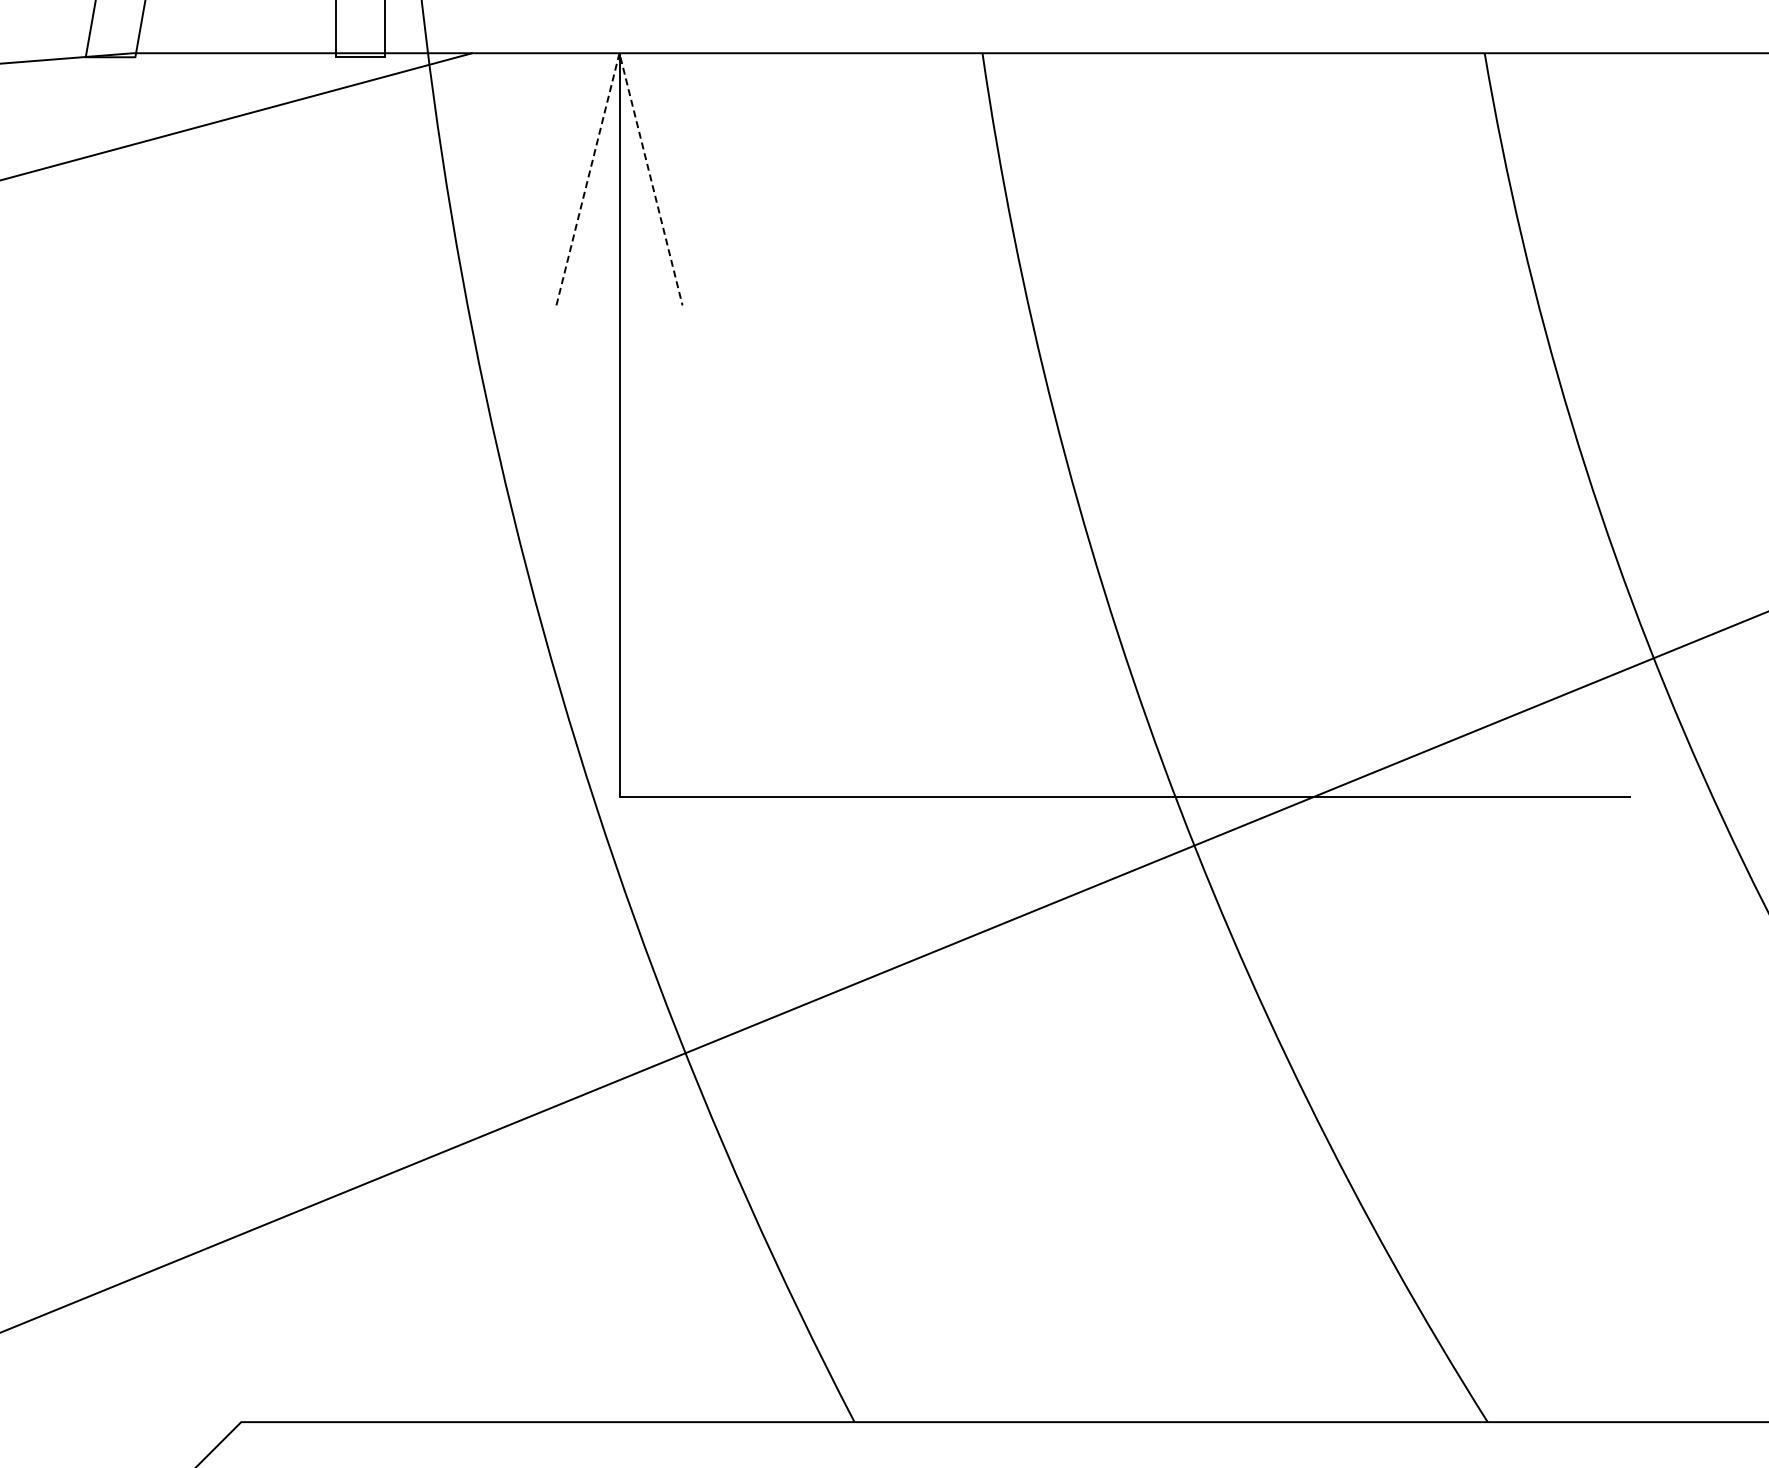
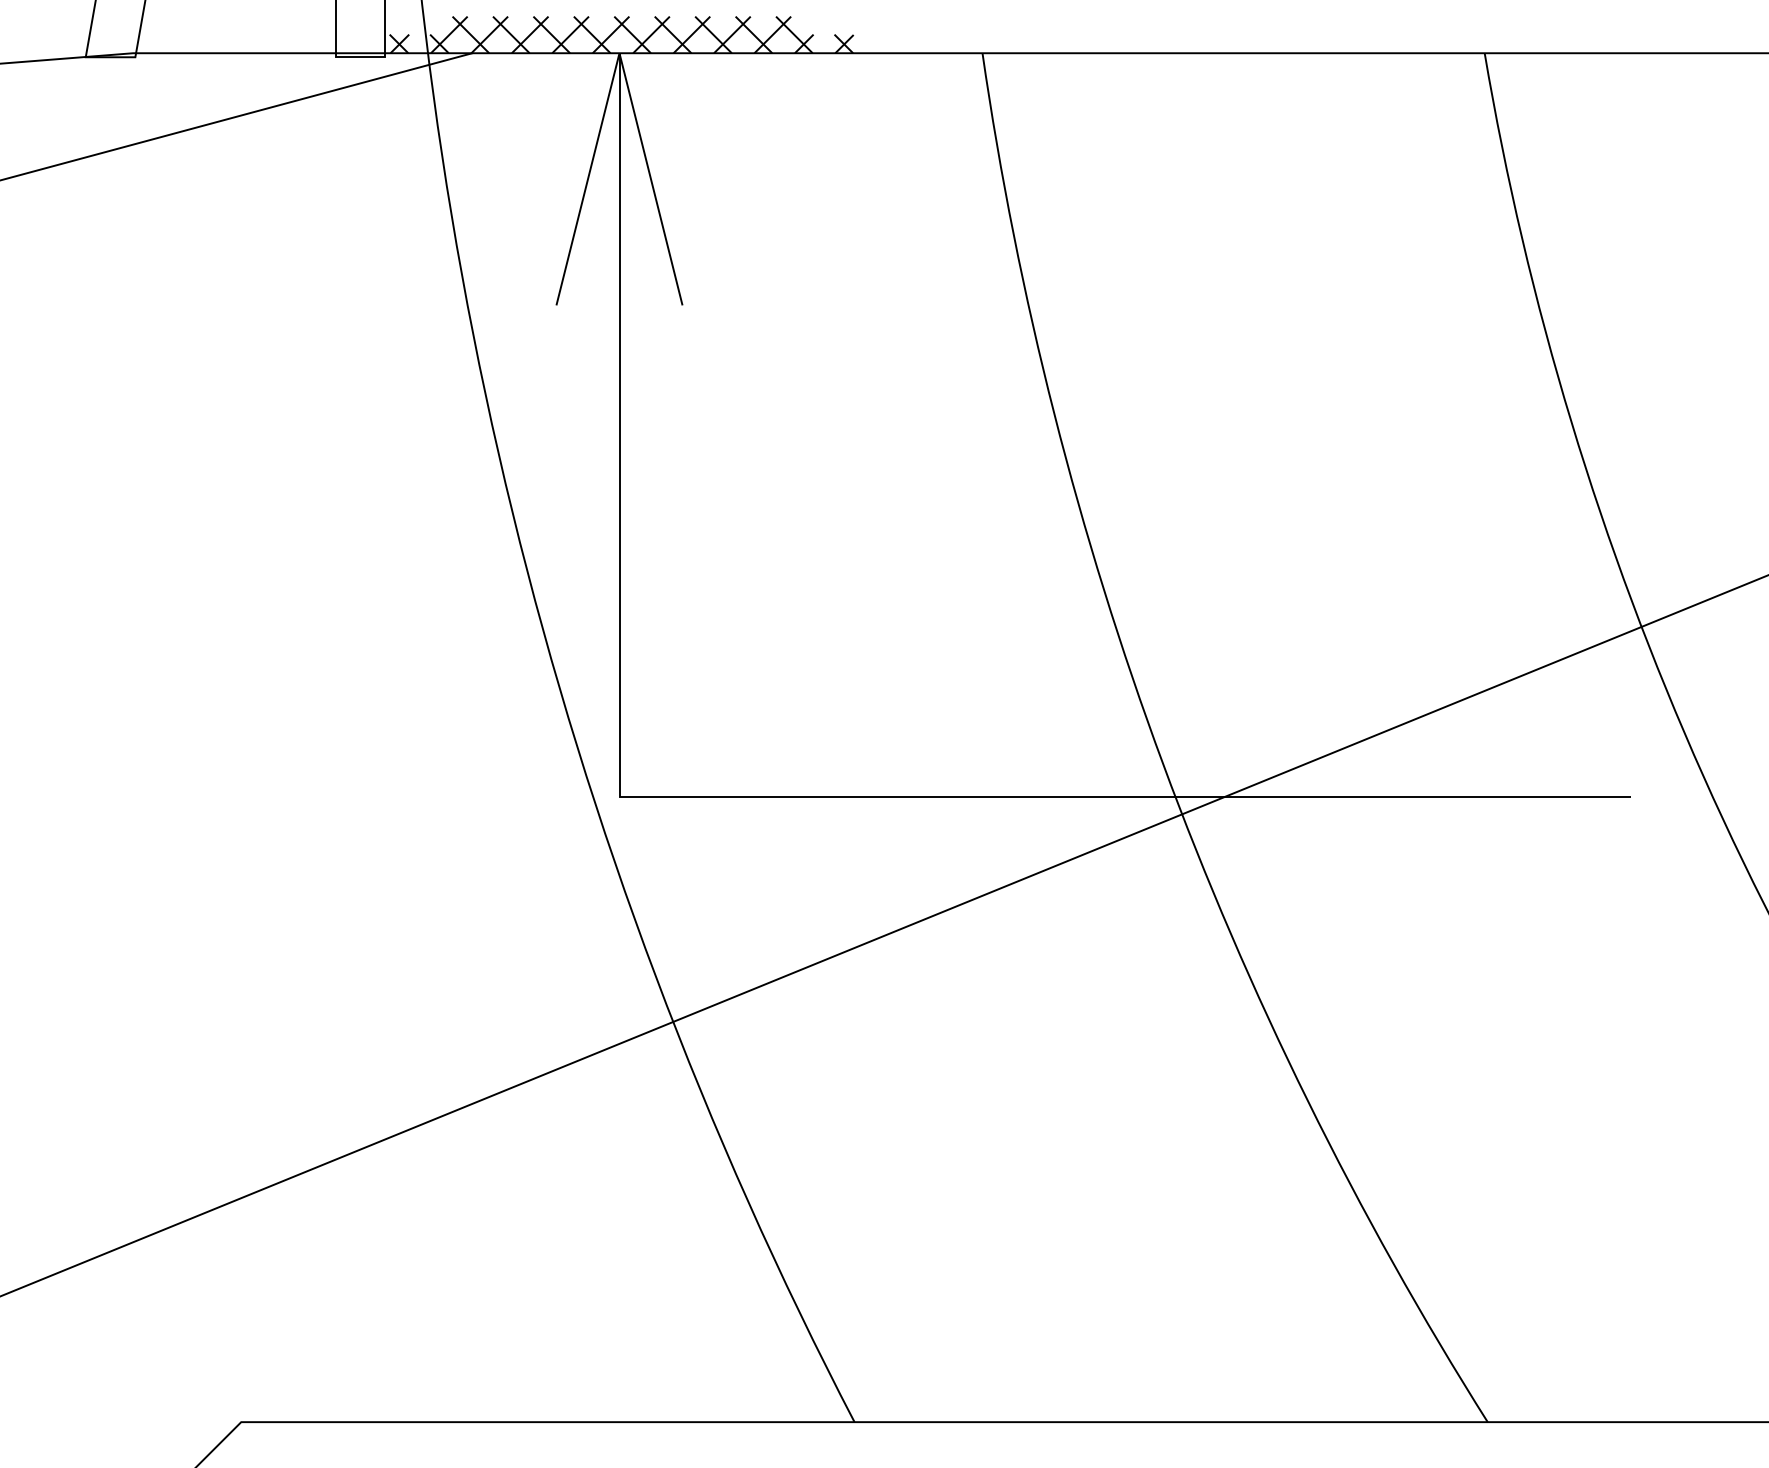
hatch: none -> present (621, 34)
line: dashed -> solid (619, 53)
line position: (883, 971) -> (883, 935) (883, 935)
